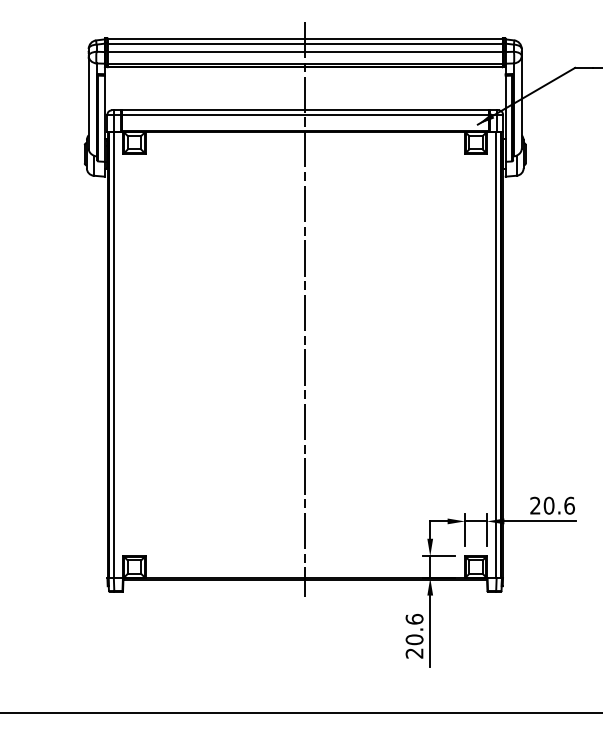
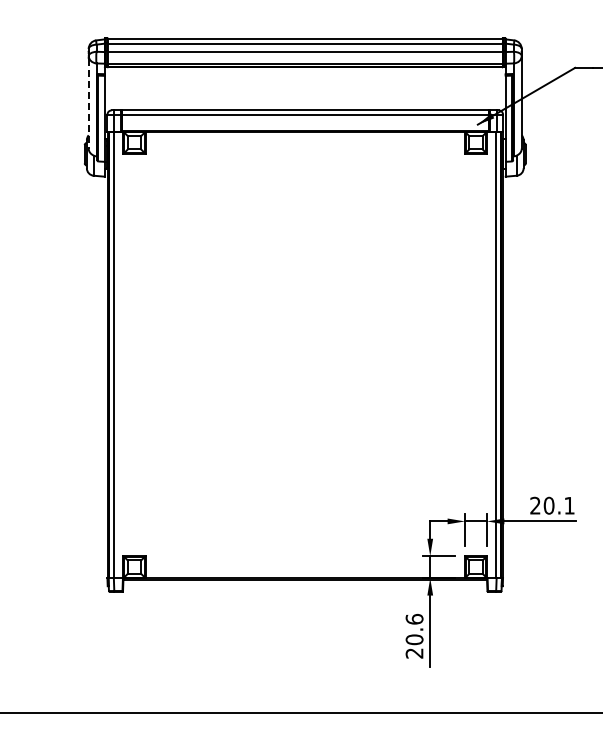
line: solid -> dashed (88, 103)
line: present -> none (305, 309)
text: 20.6 -> 20.1 (569, 505)
